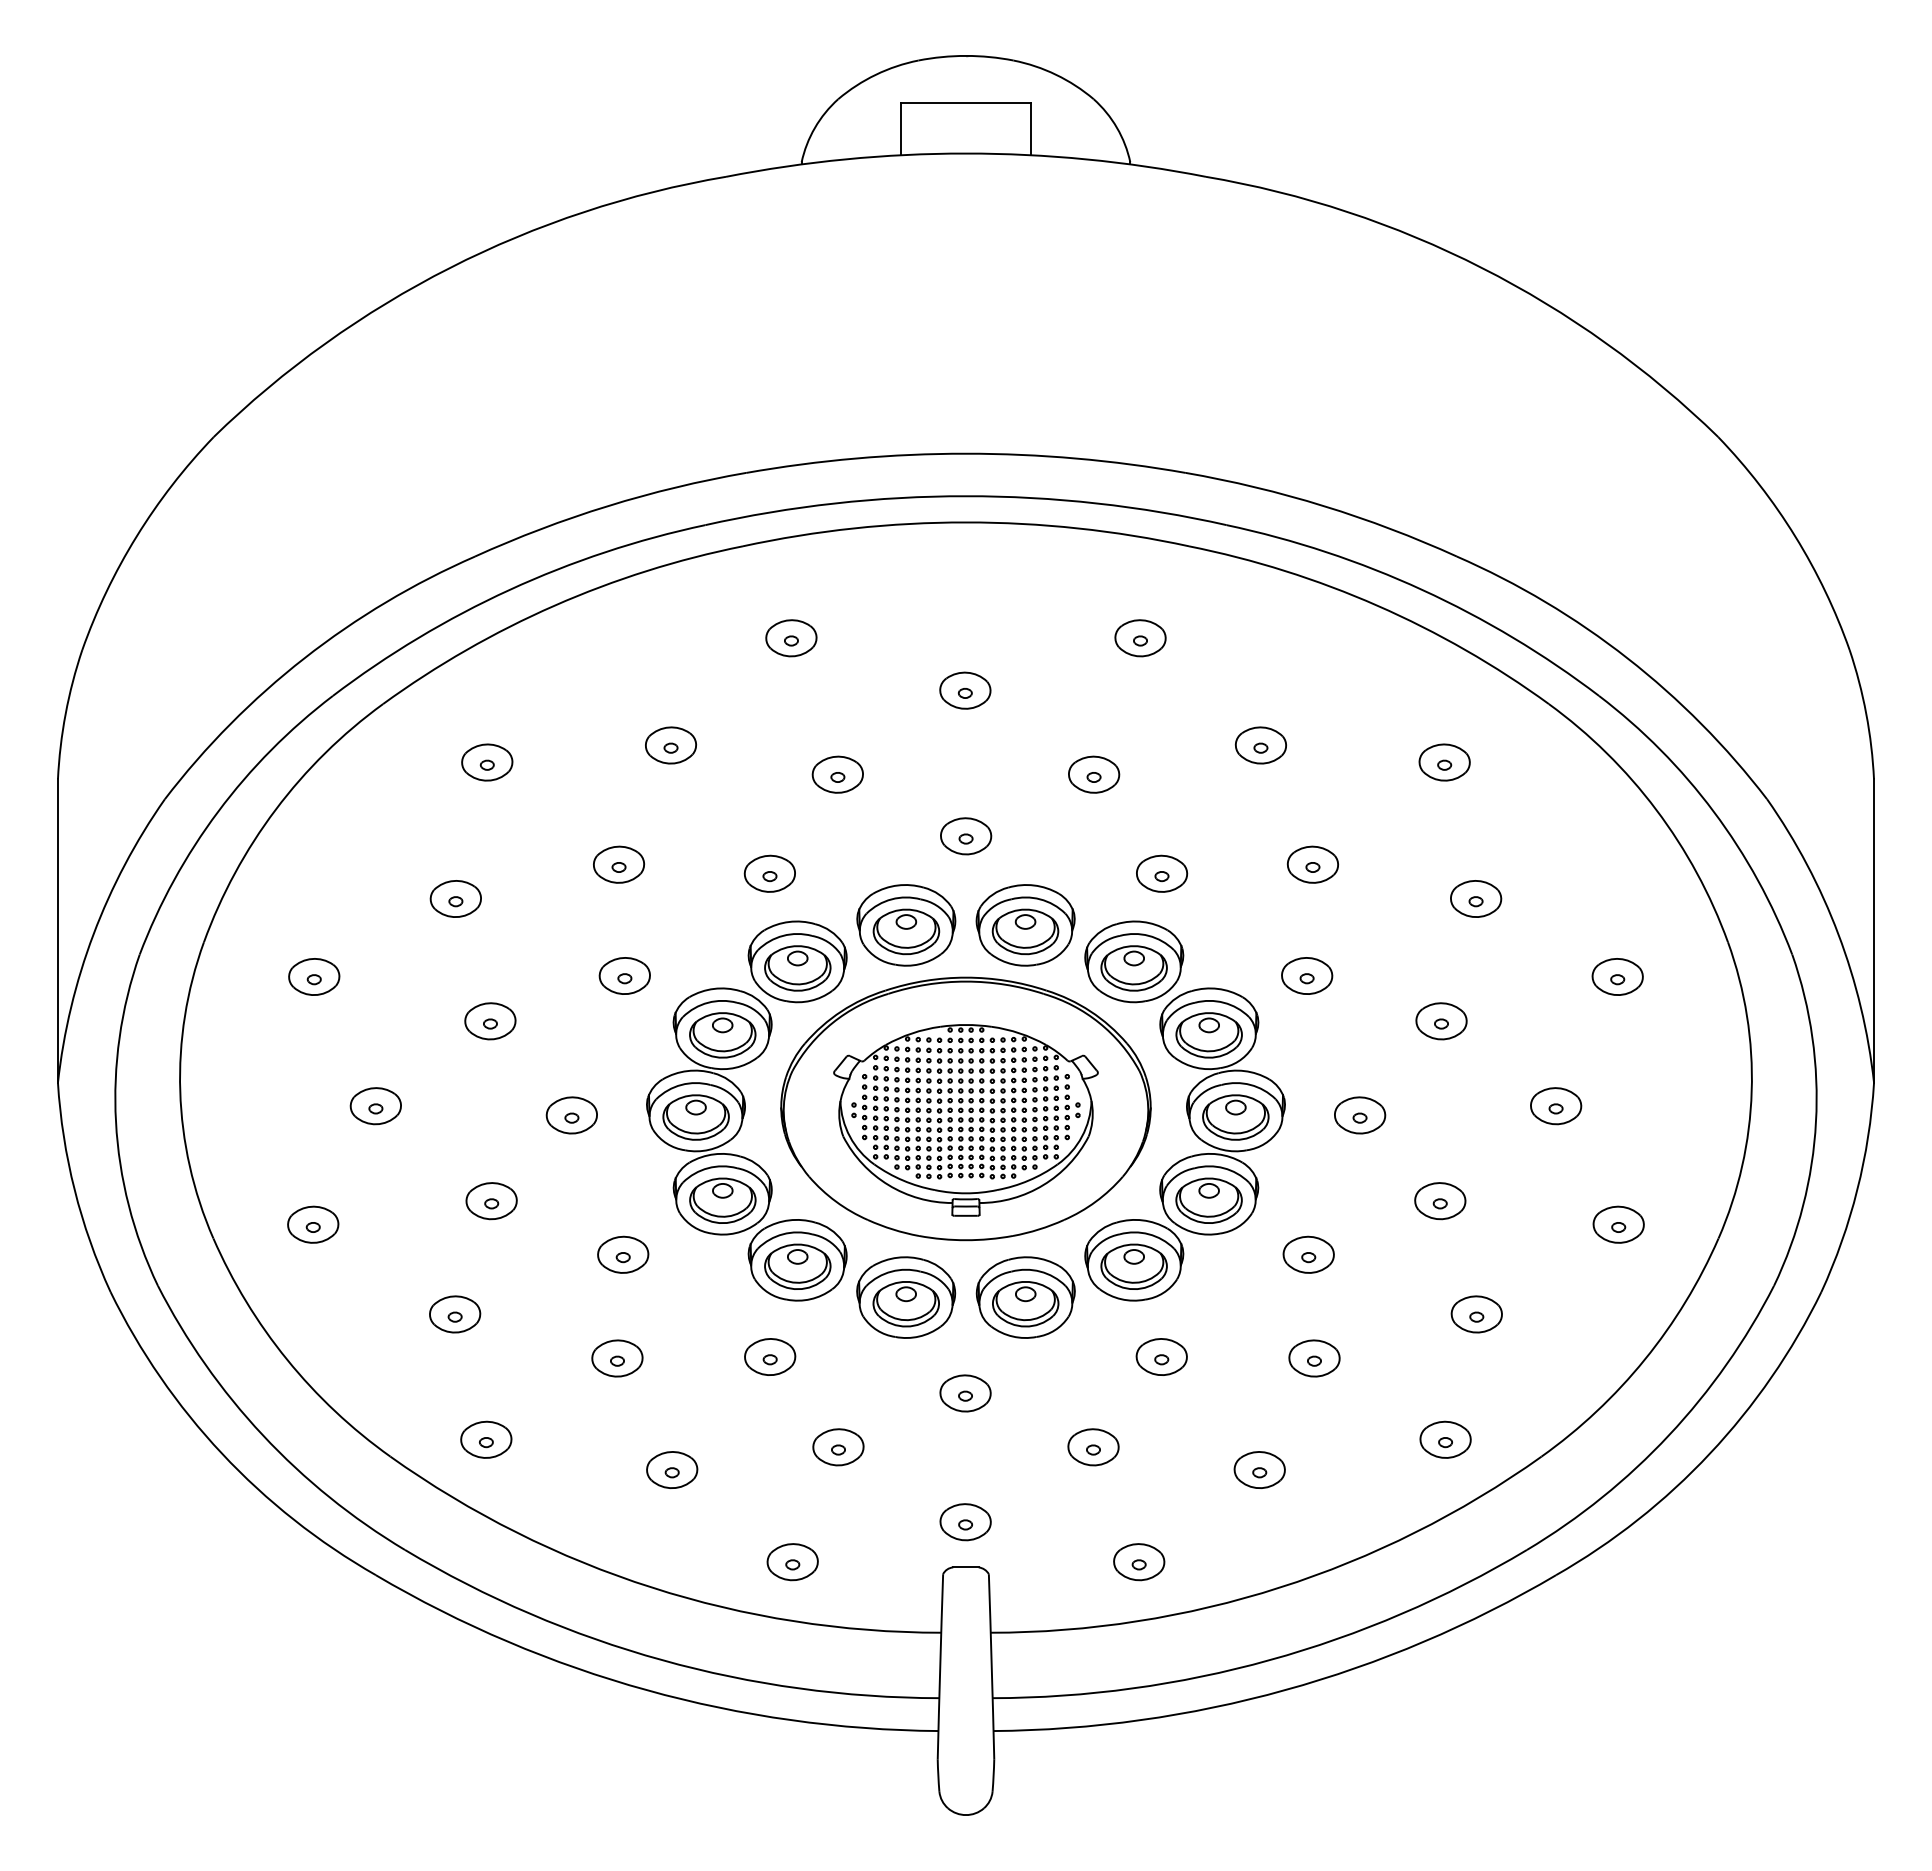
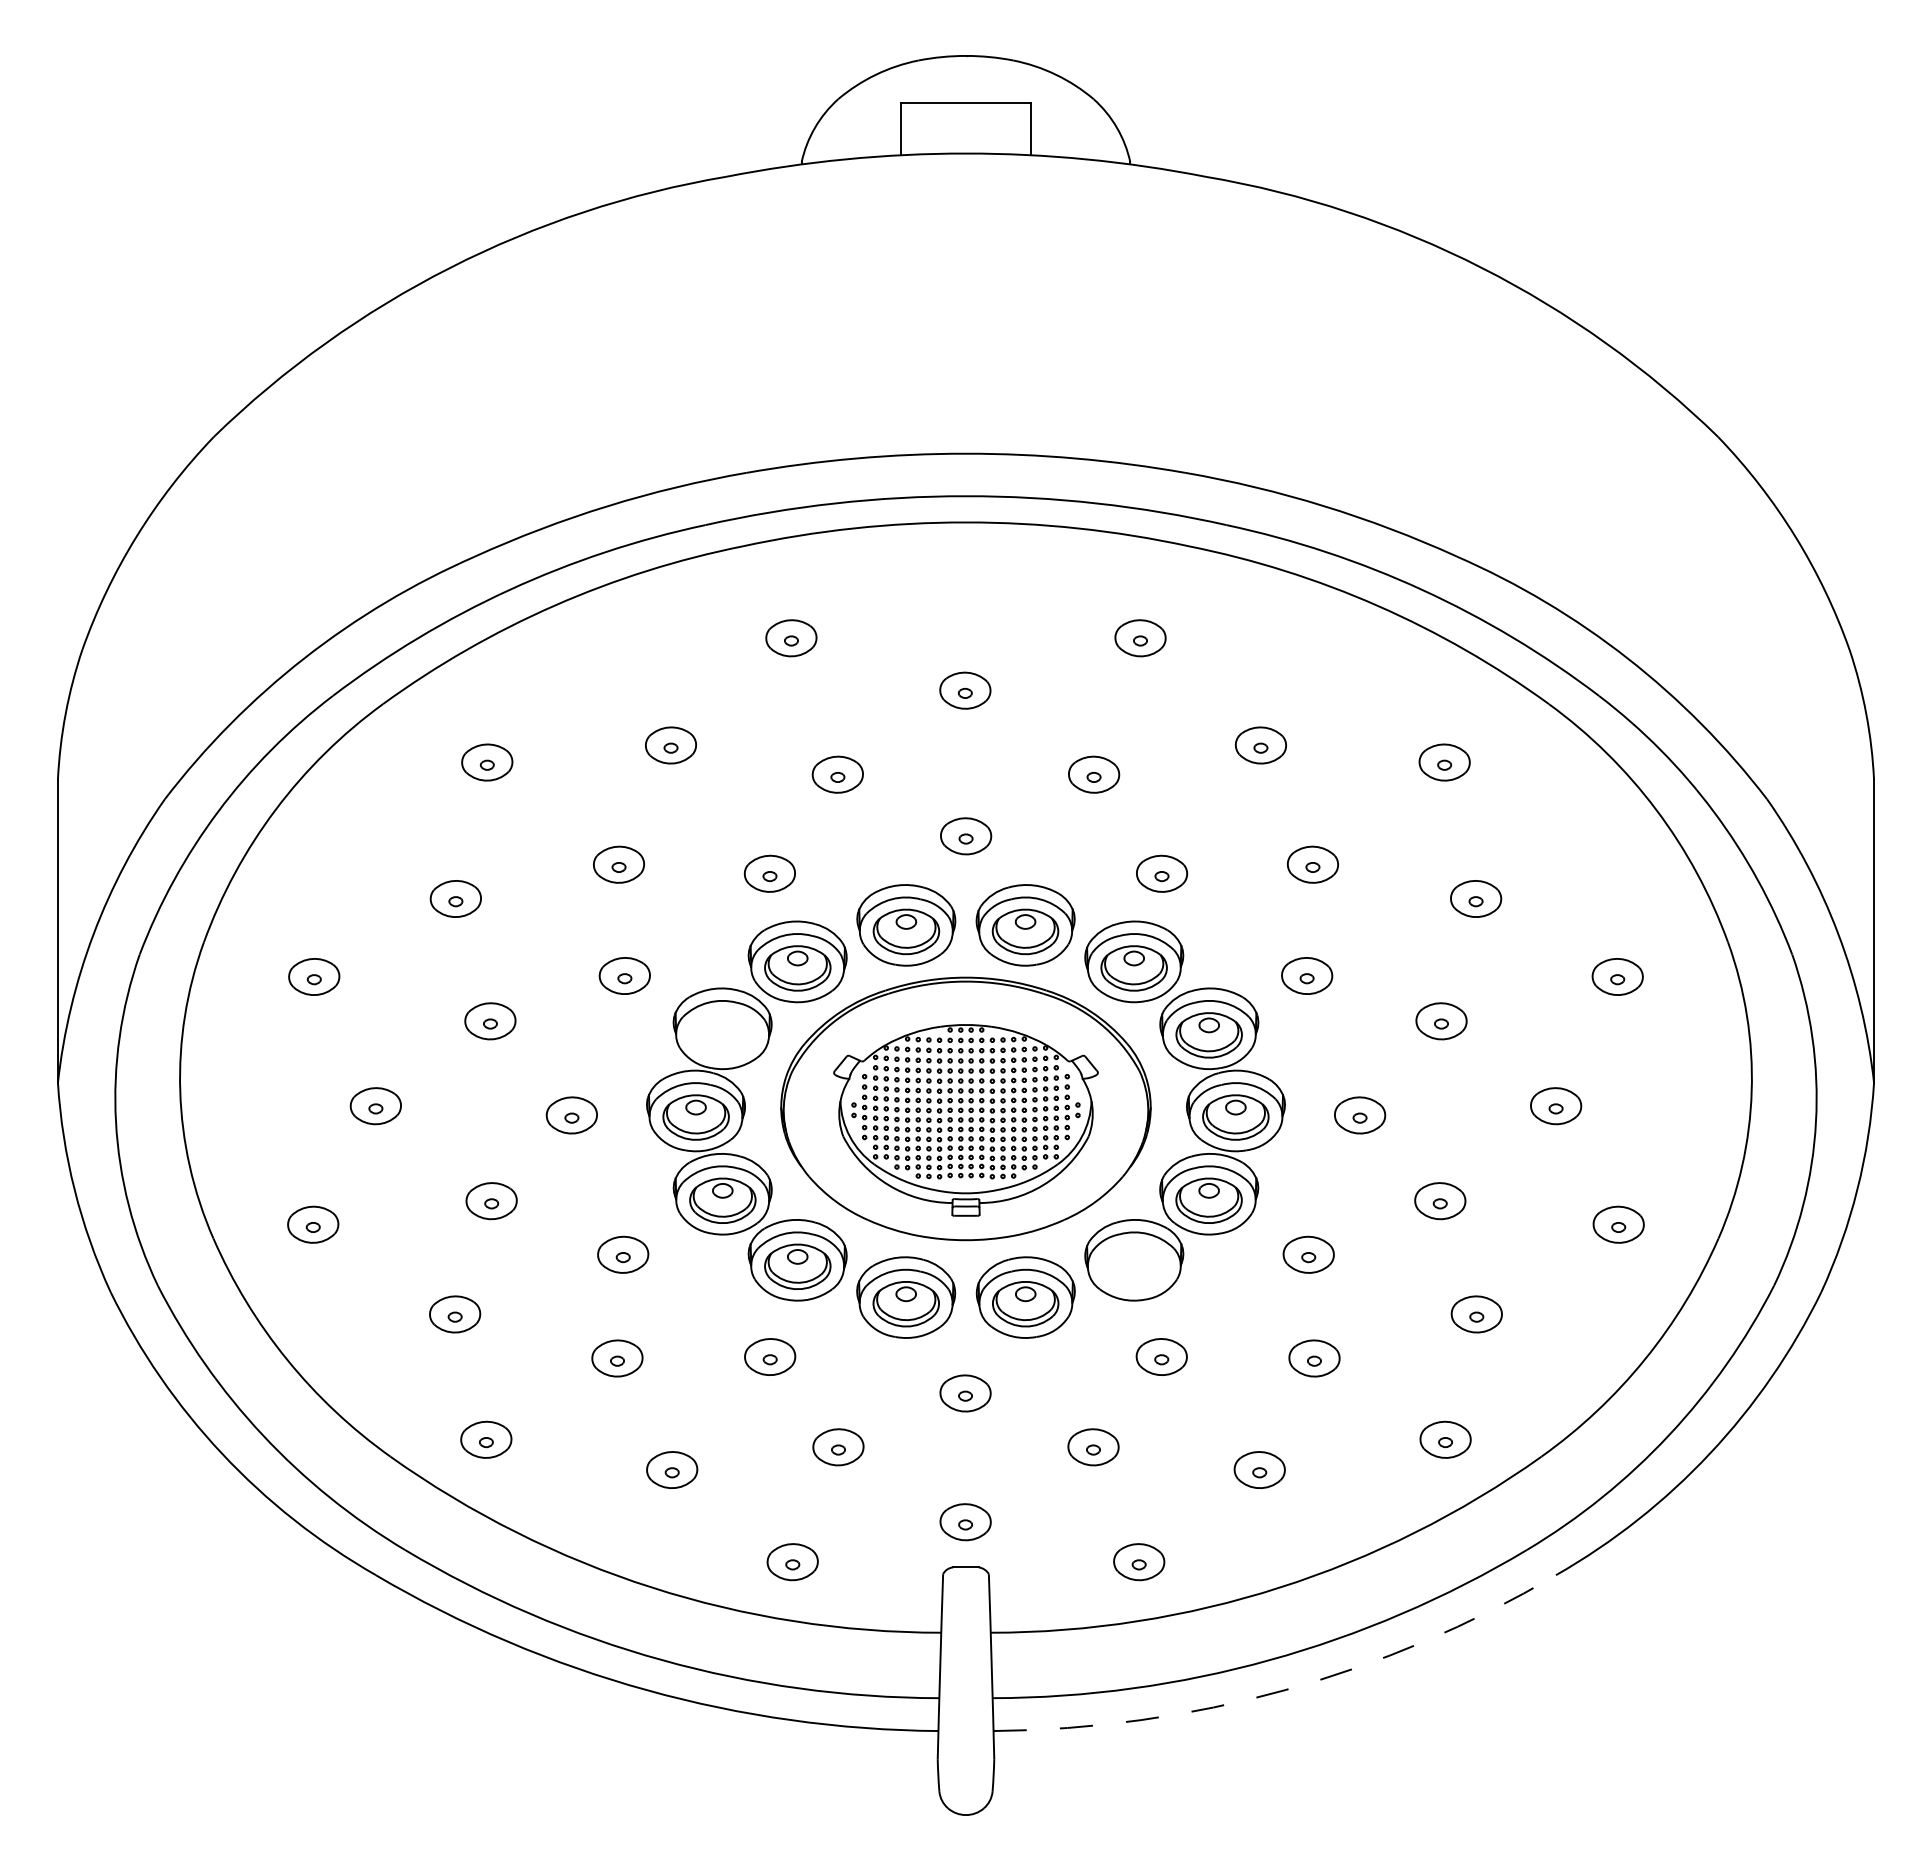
part: present -> none (722, 1035)
part: present -> none (1133, 1266)
arc: solid -> dashed (1285, 1690)
